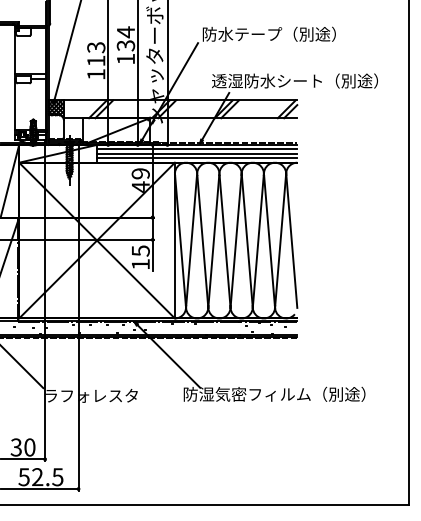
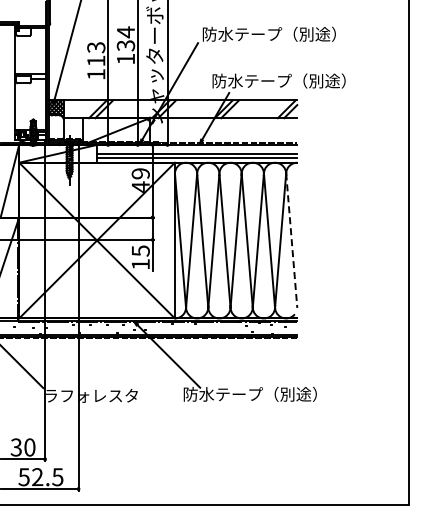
text: 透湿防水シート（別途） -> 防水テープ（別途） (294, 80)
line: present -> none (197, 149)
line: solid -> dashed (291, 241)
text: 防湿気密フィルム（別途） -> 防水テープ（別途） (282, 393)
